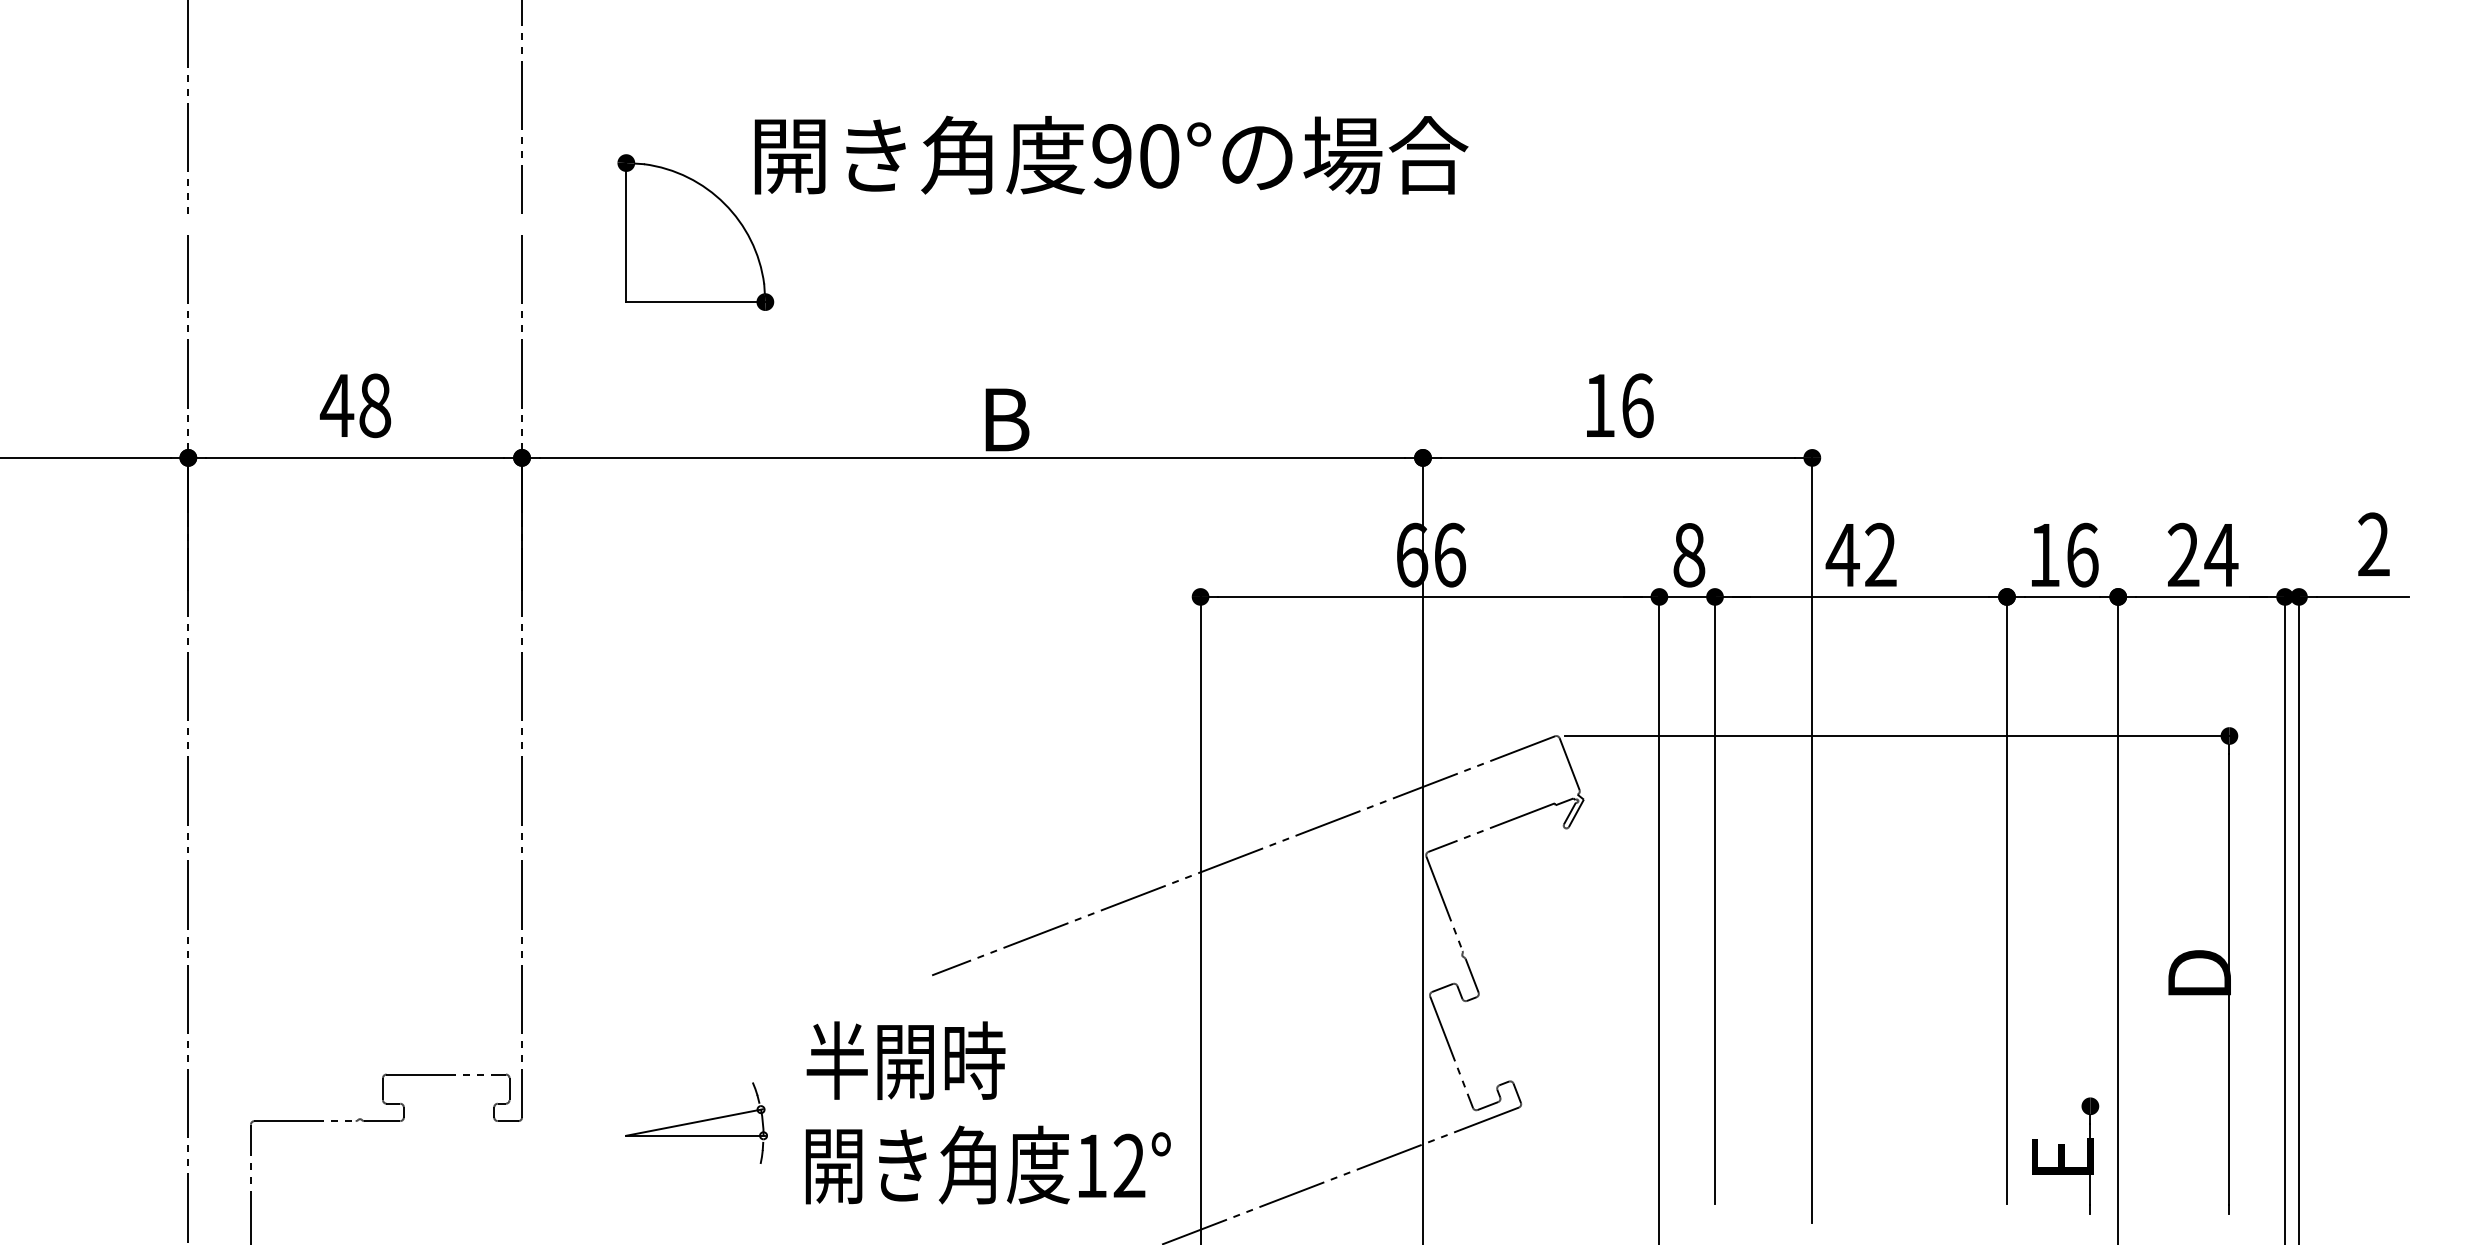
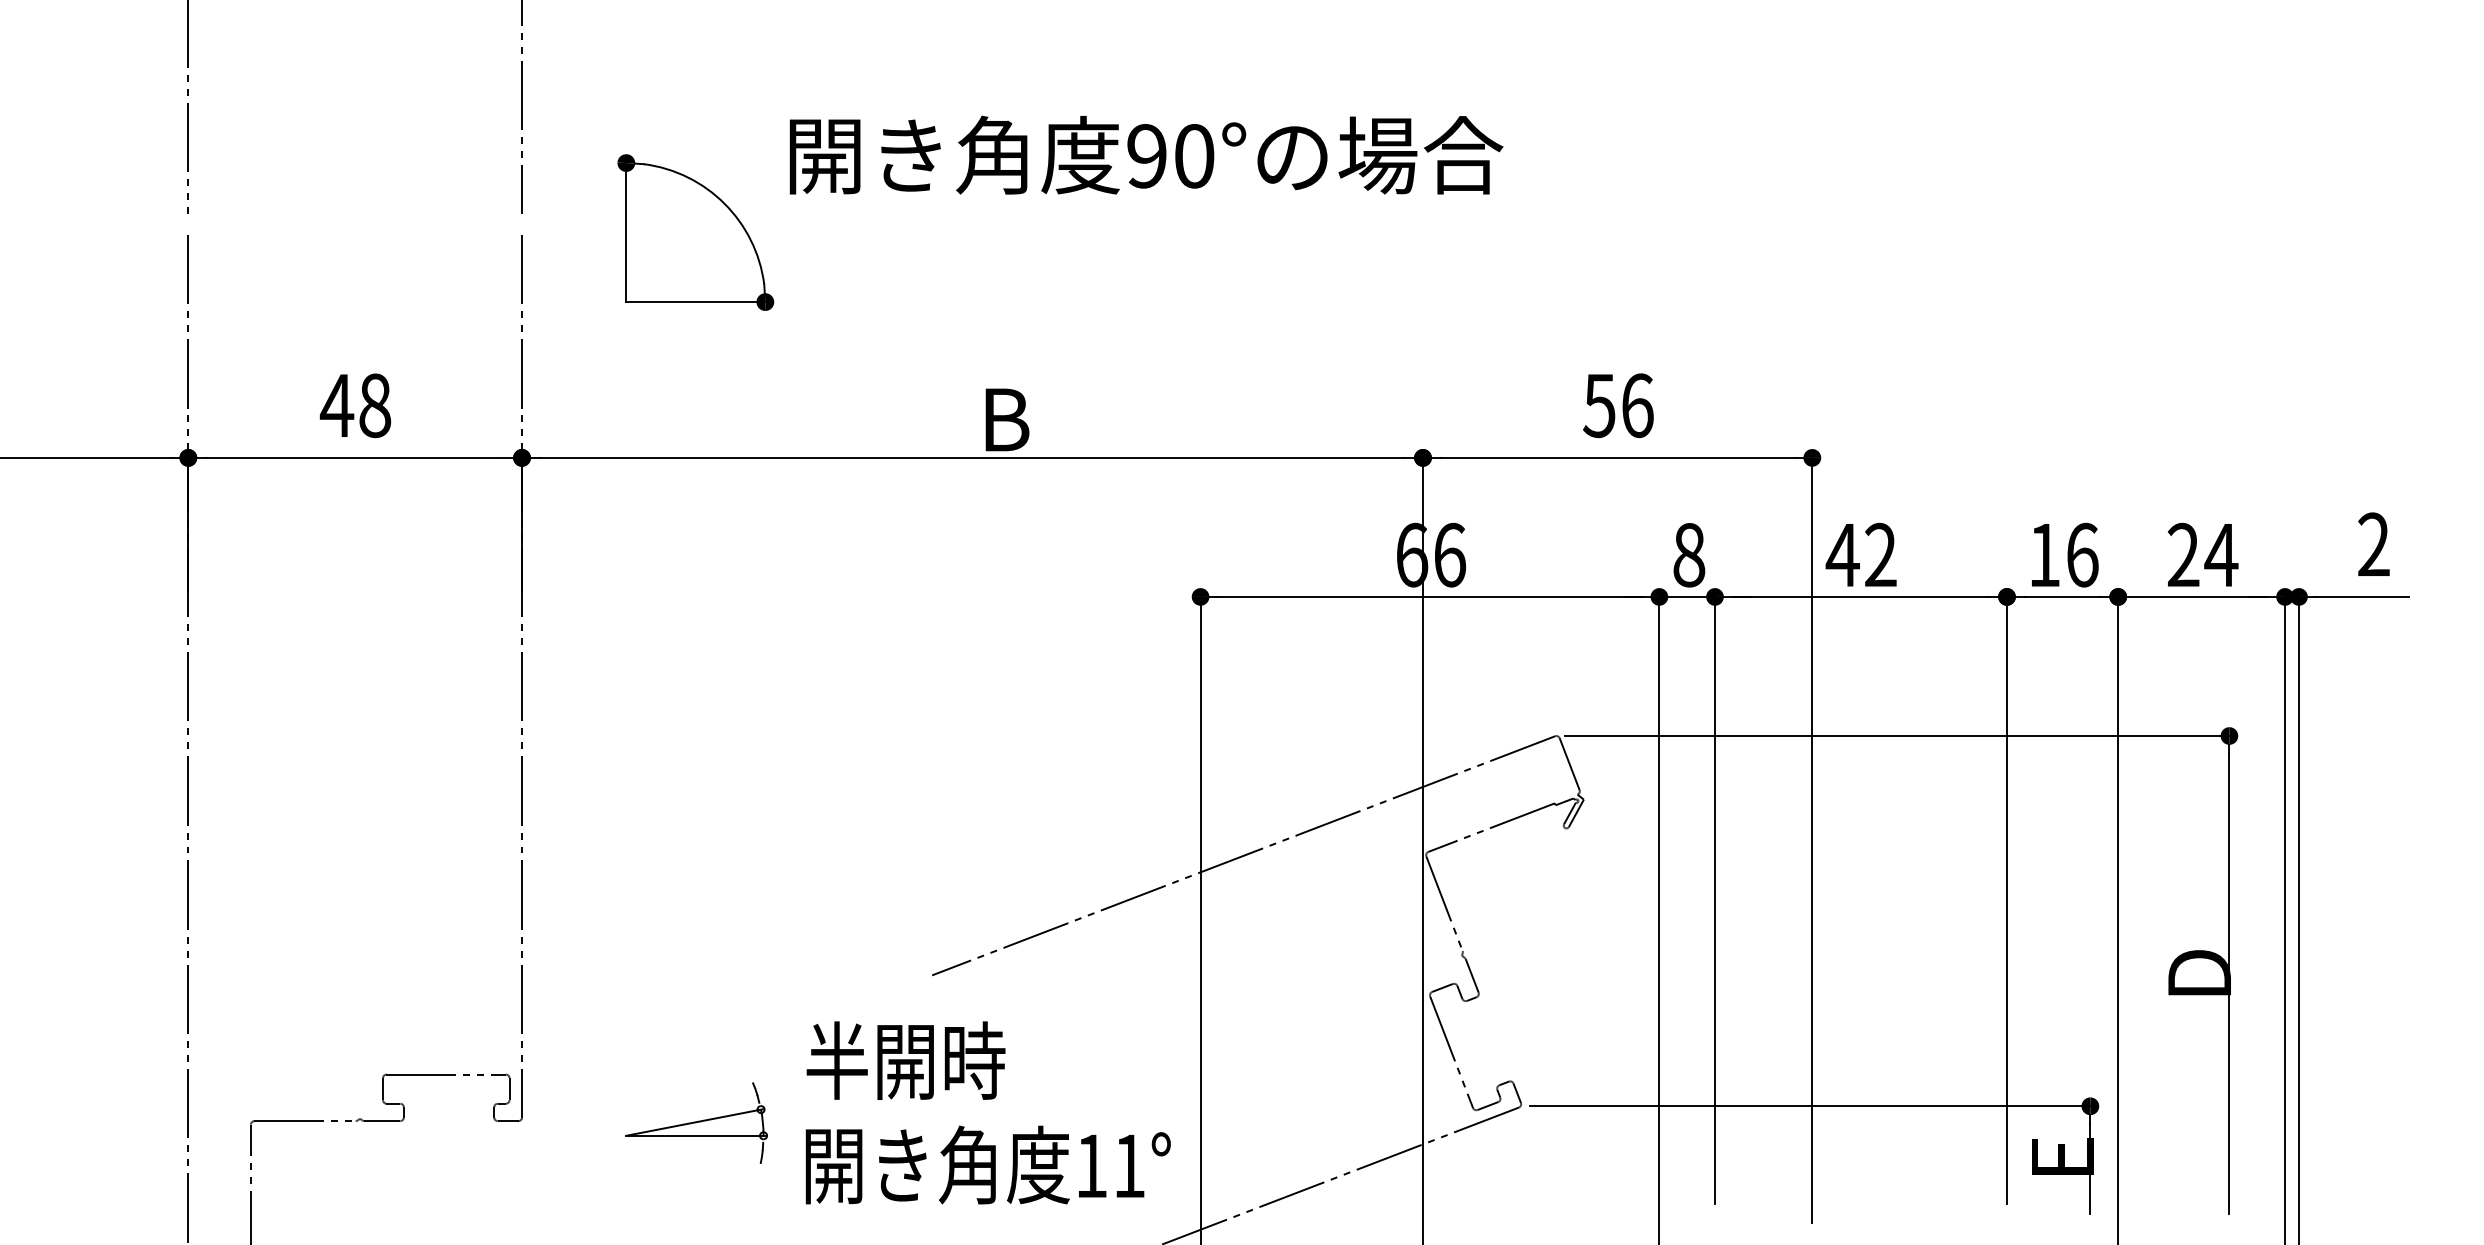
text position: (1111, 154) -> (1146, 154) (1146, 154)
text: 16 -> 56 (1599, 406)
line: none -> present (1813, 1106)
text: 12° -> 11° (1129, 1165)
